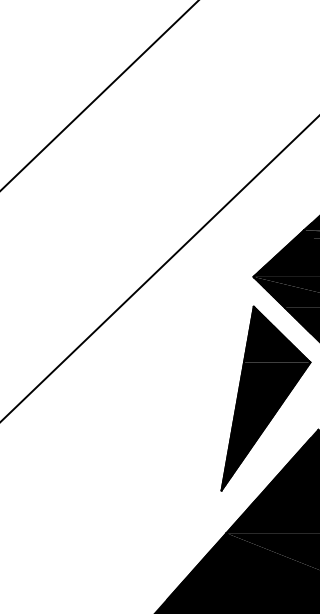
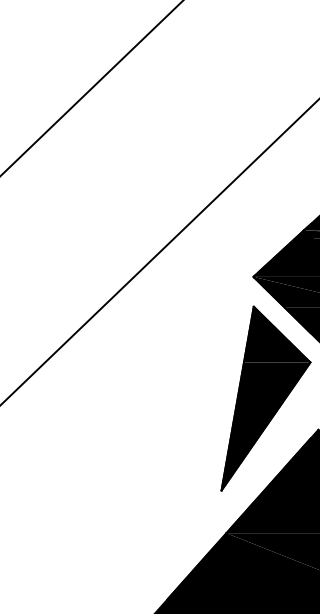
line position: (99, 95) -> (91, 88) (91, 88)
line position: (159, 269) -> (159, 252) (159, 252)
